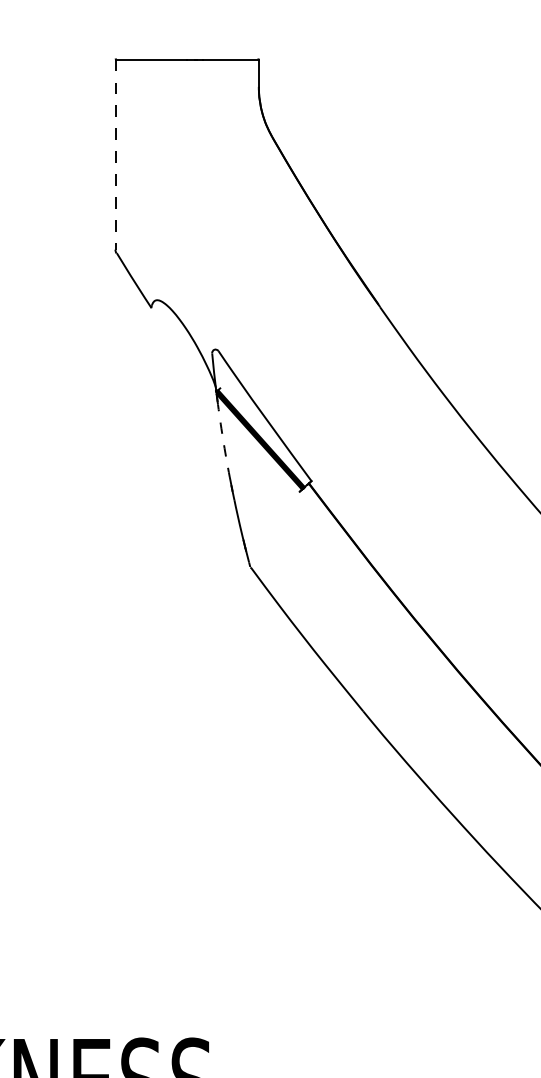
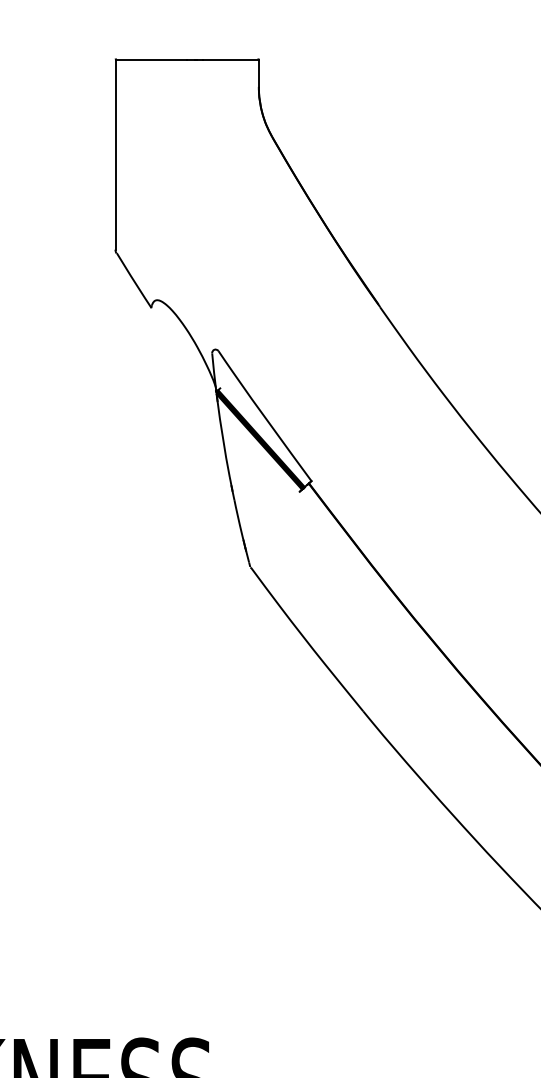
line: dashed -> solid (115, 155)
arc: dashed -> solid (222, 438)
